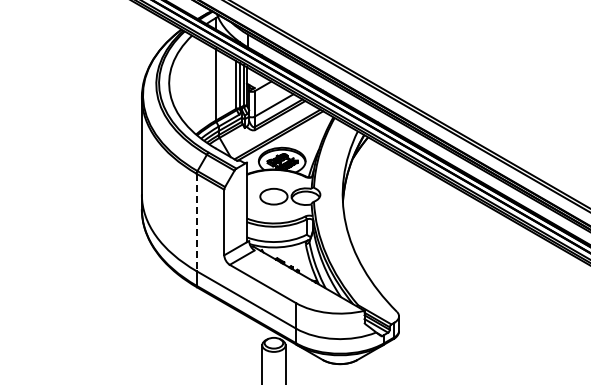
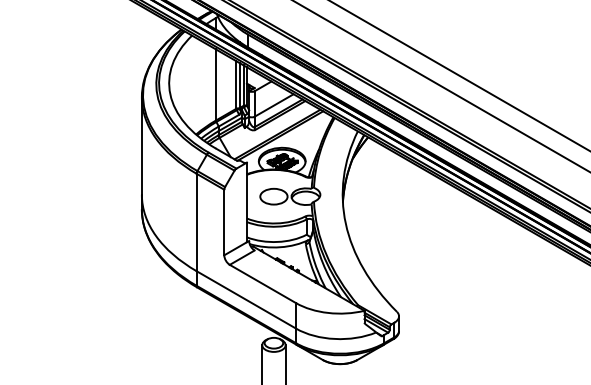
line: none -> present (459, 75)
line: none -> present (441, 86)
line: dashed -> solid (196, 222)
